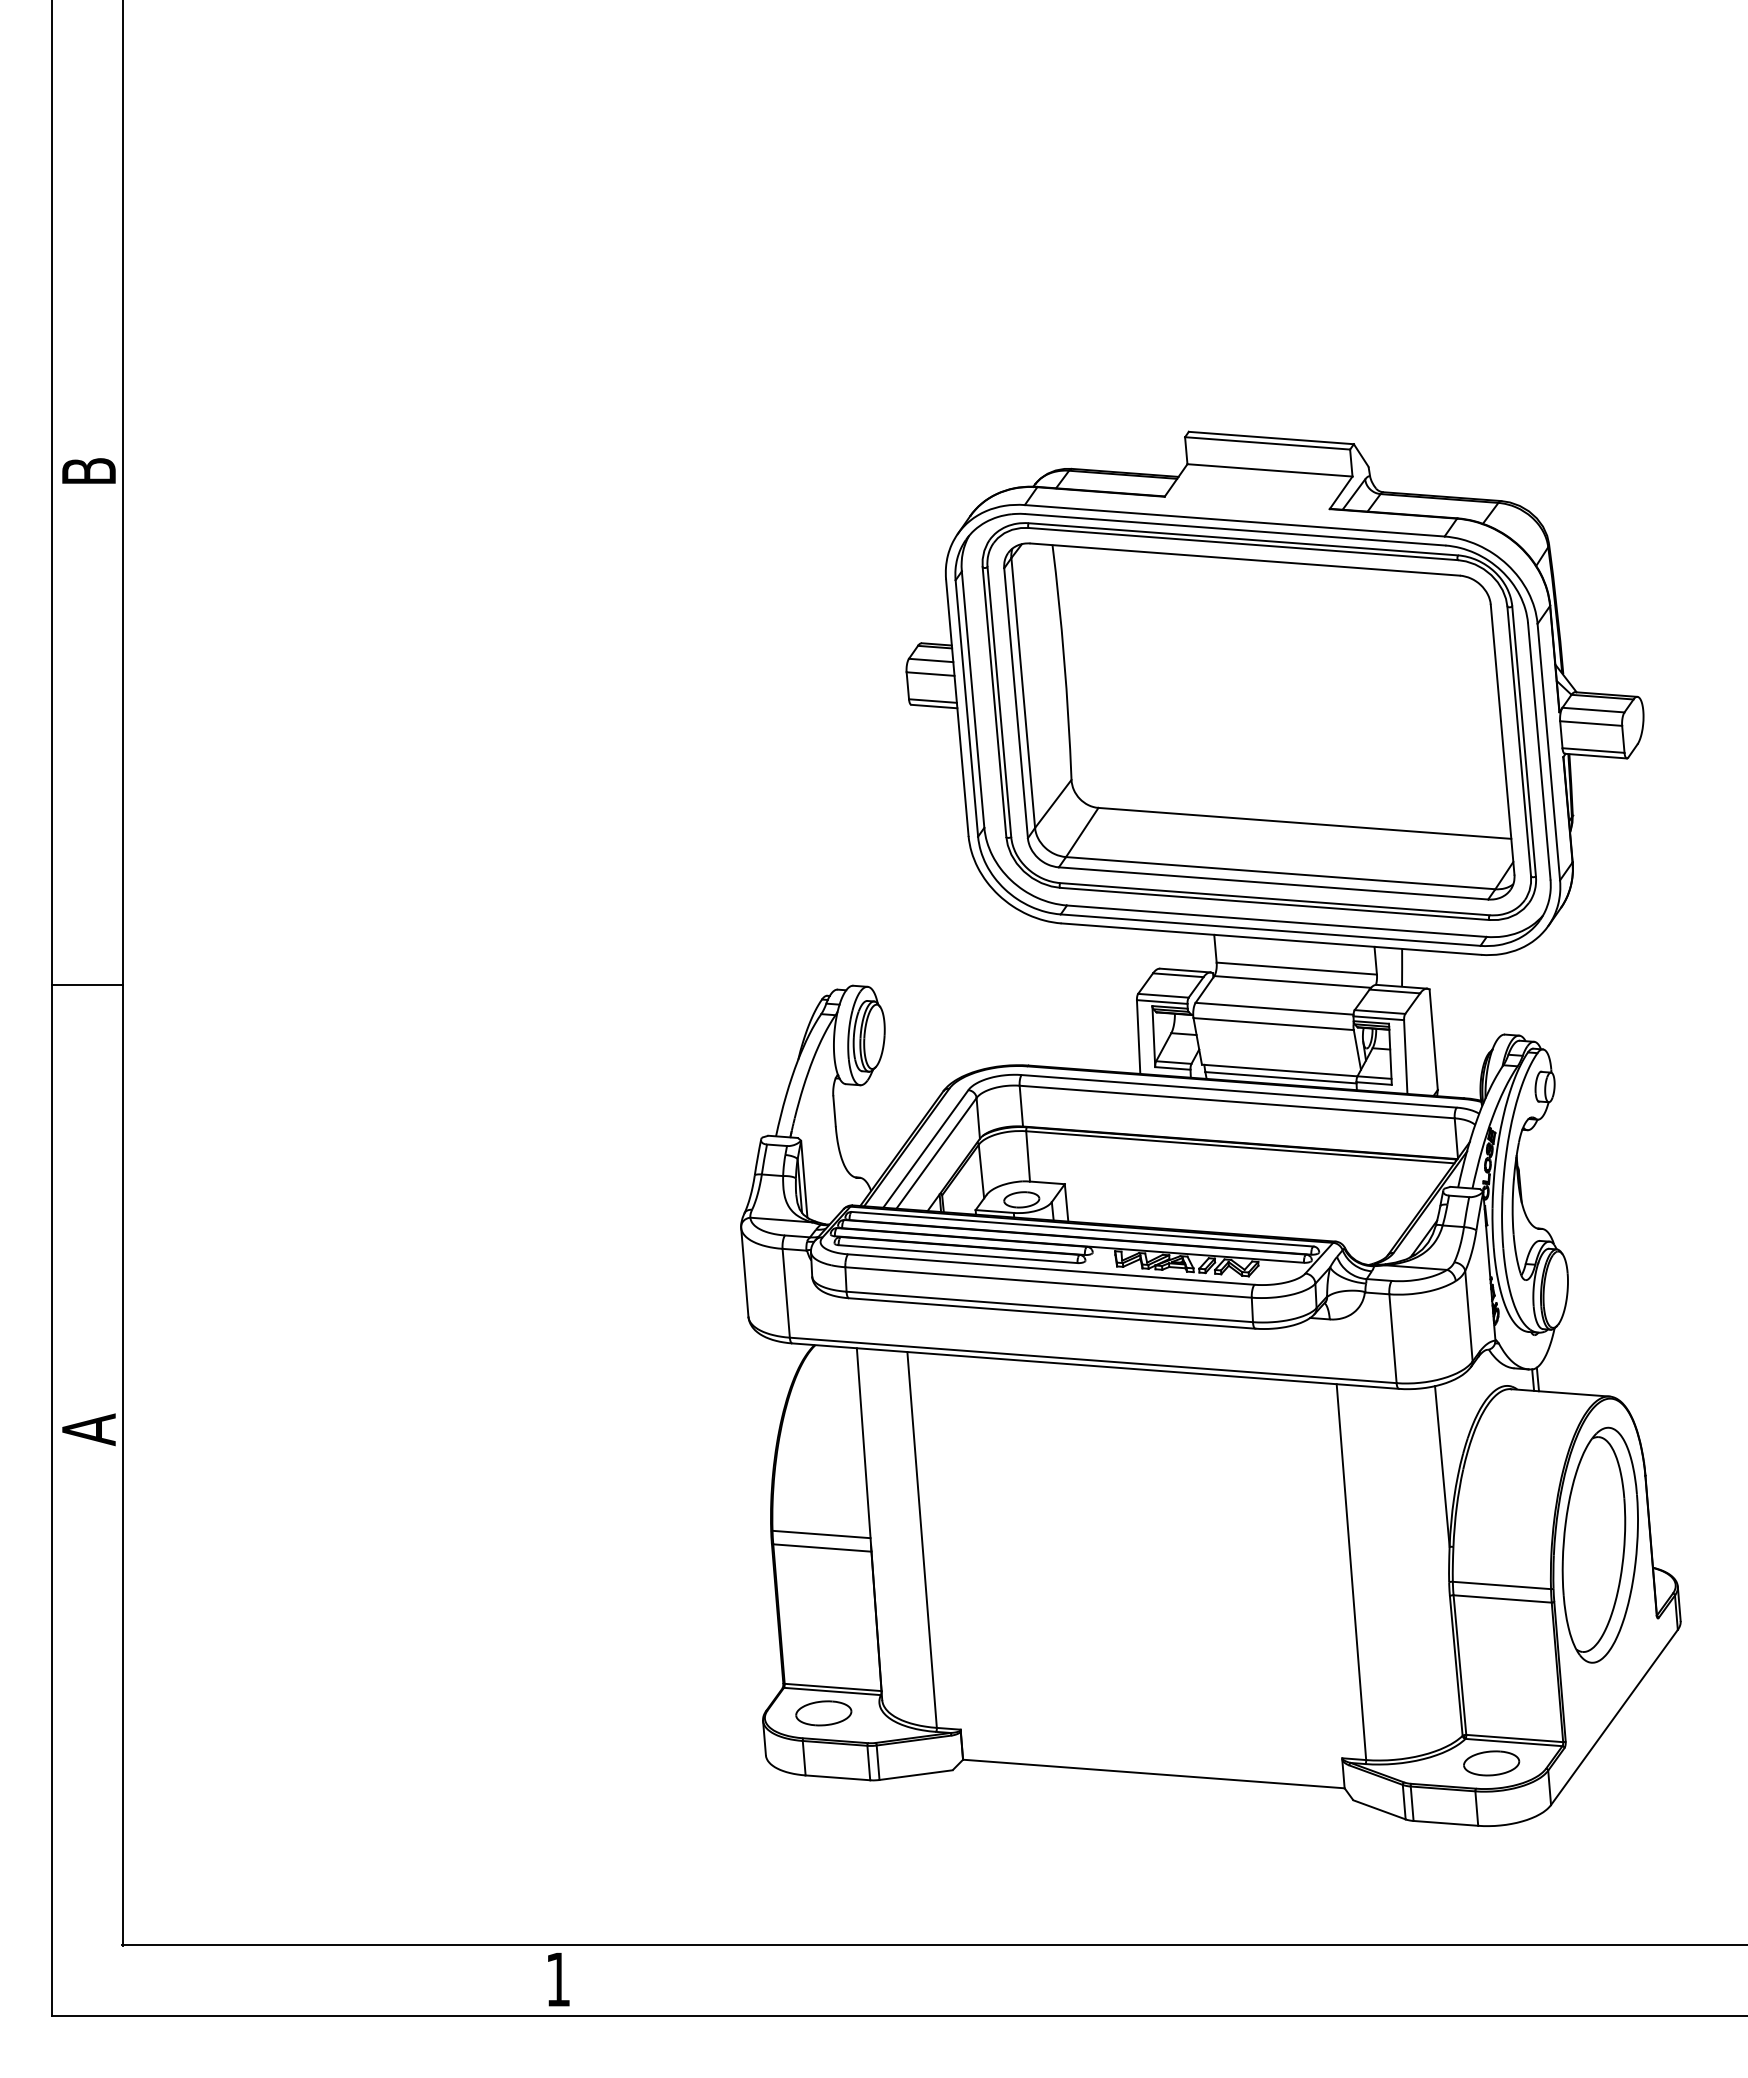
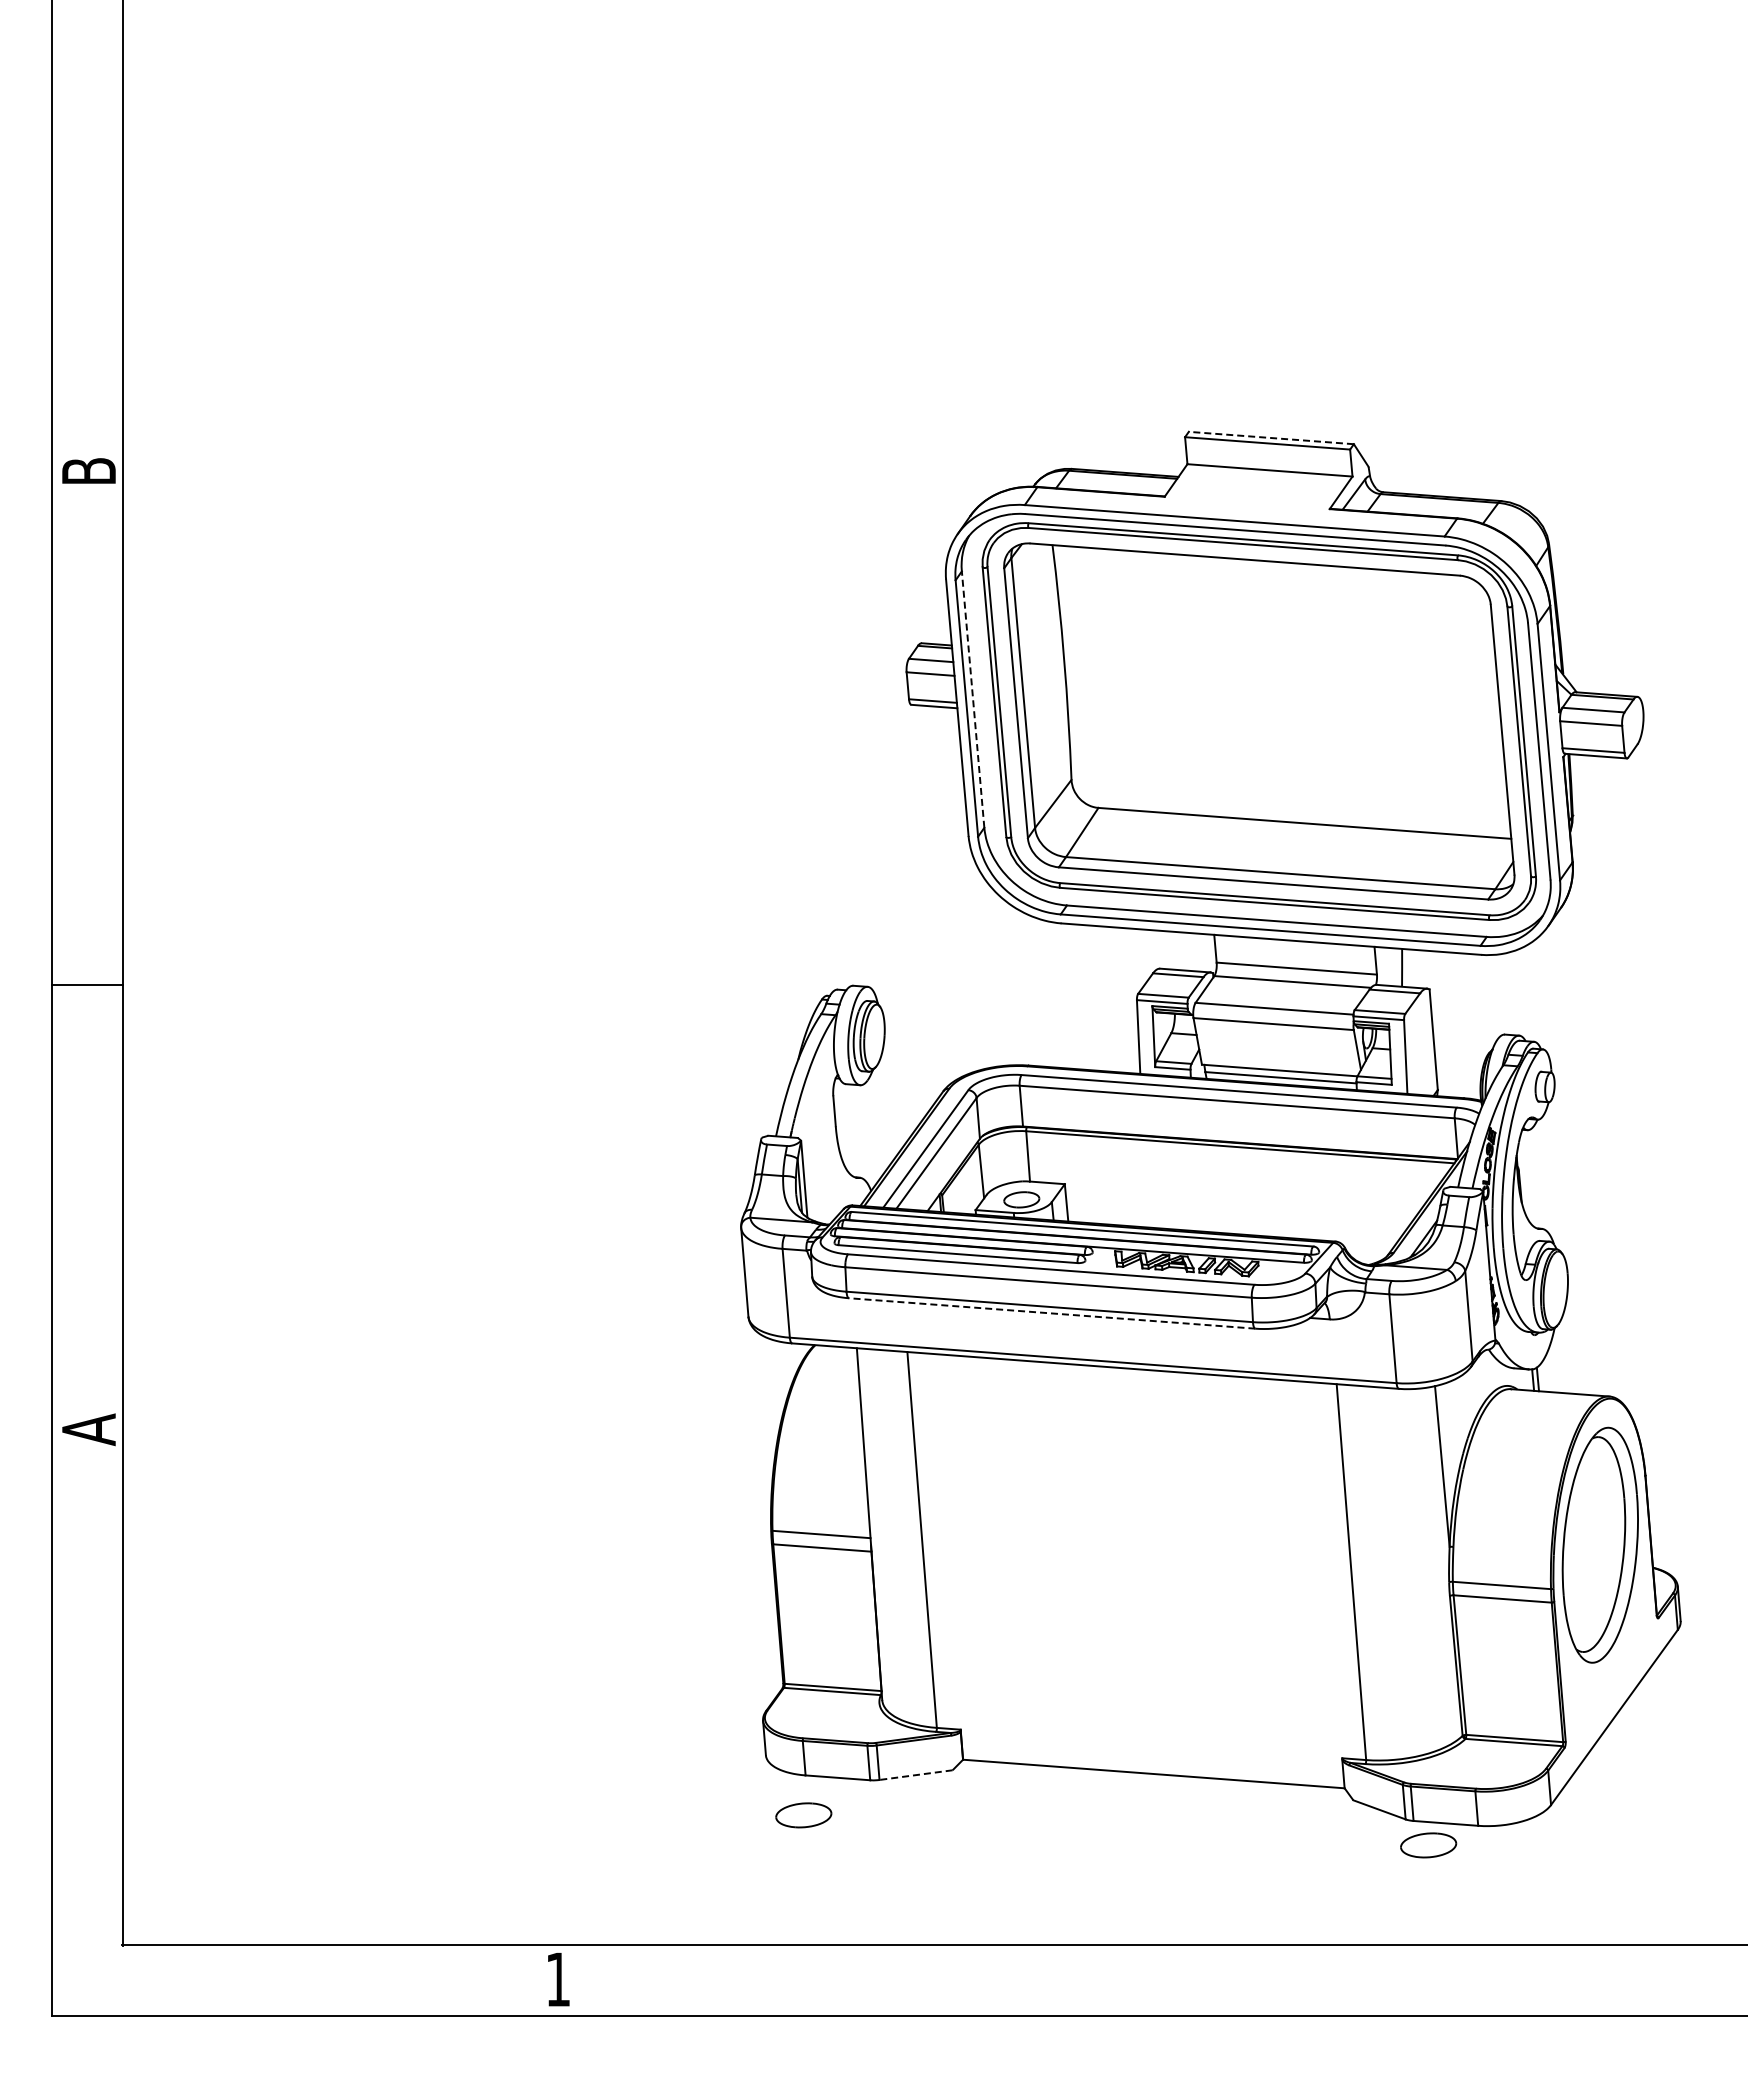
line: solid -> dashed (1271, 438)
line: solid -> dashed (973, 699)
line: solid -> dashed (1052, 1313)
part position: (823, 1713) -> (803, 1815) (803, 1815)
part position: (1491, 1763) -> (1428, 1845) (1428, 1845)
line: solid -> dashed (916, 1775)
